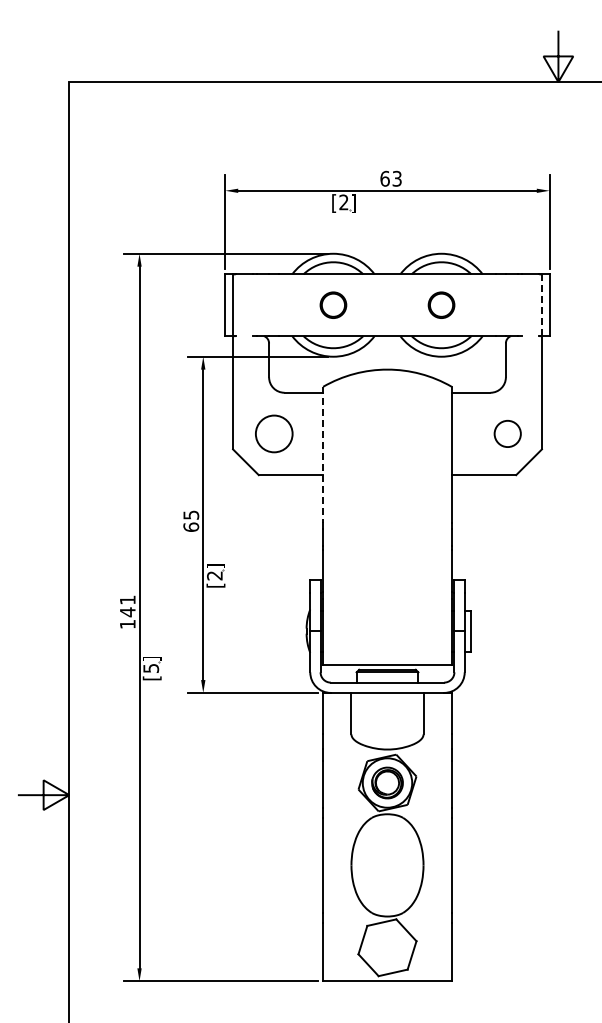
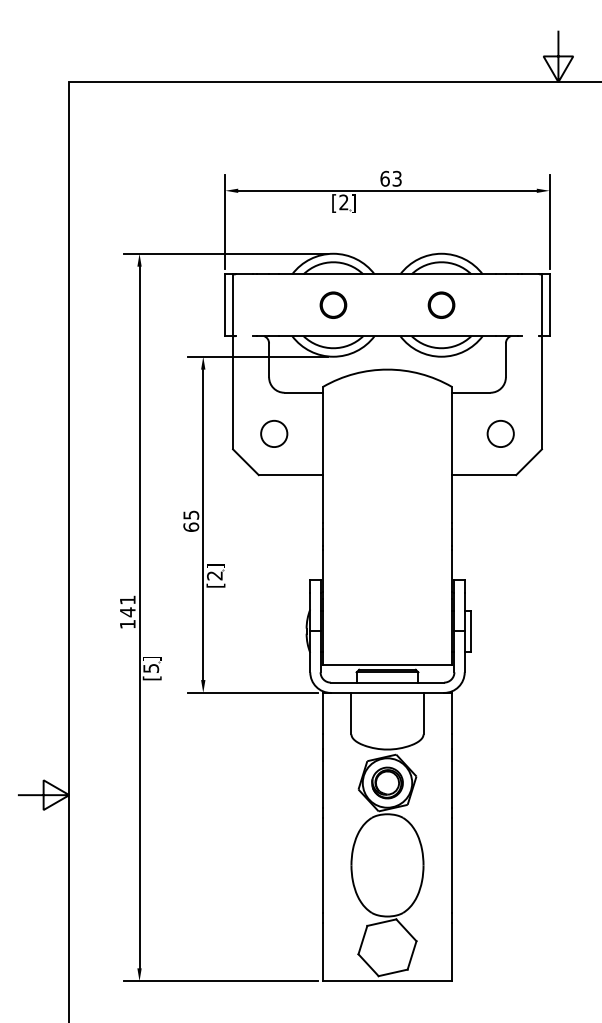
line: dashed -> solid (541, 305)
circle diameter: 37 px -> 26 px (274, 433)
circle position: (507, 433) -> (500, 433) (500, 433)
line: dashed -> solid (323, 455)
